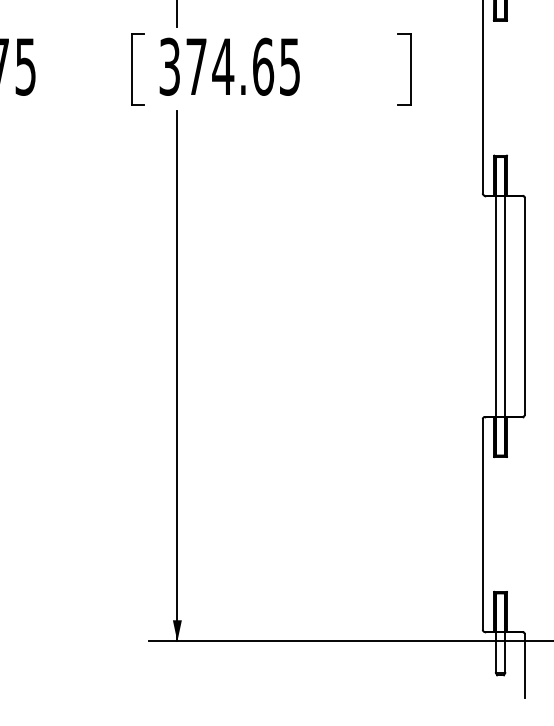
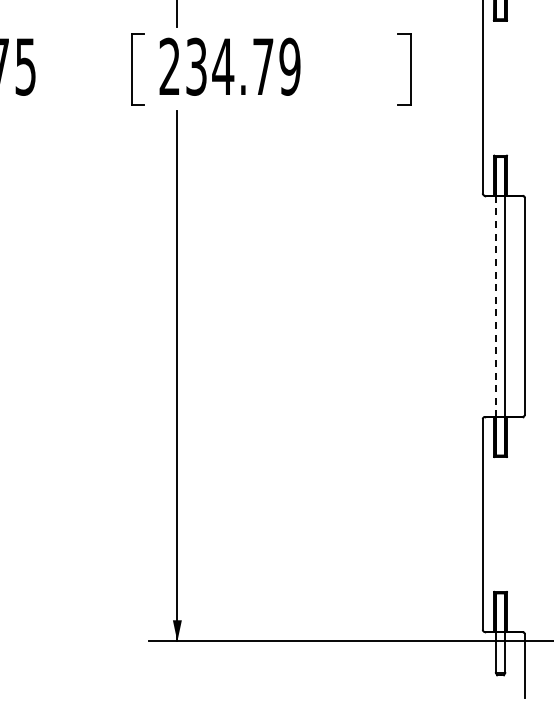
text: 374.65 -> 234.79 (229, 66)
line: solid -> dashed (495, 306)
